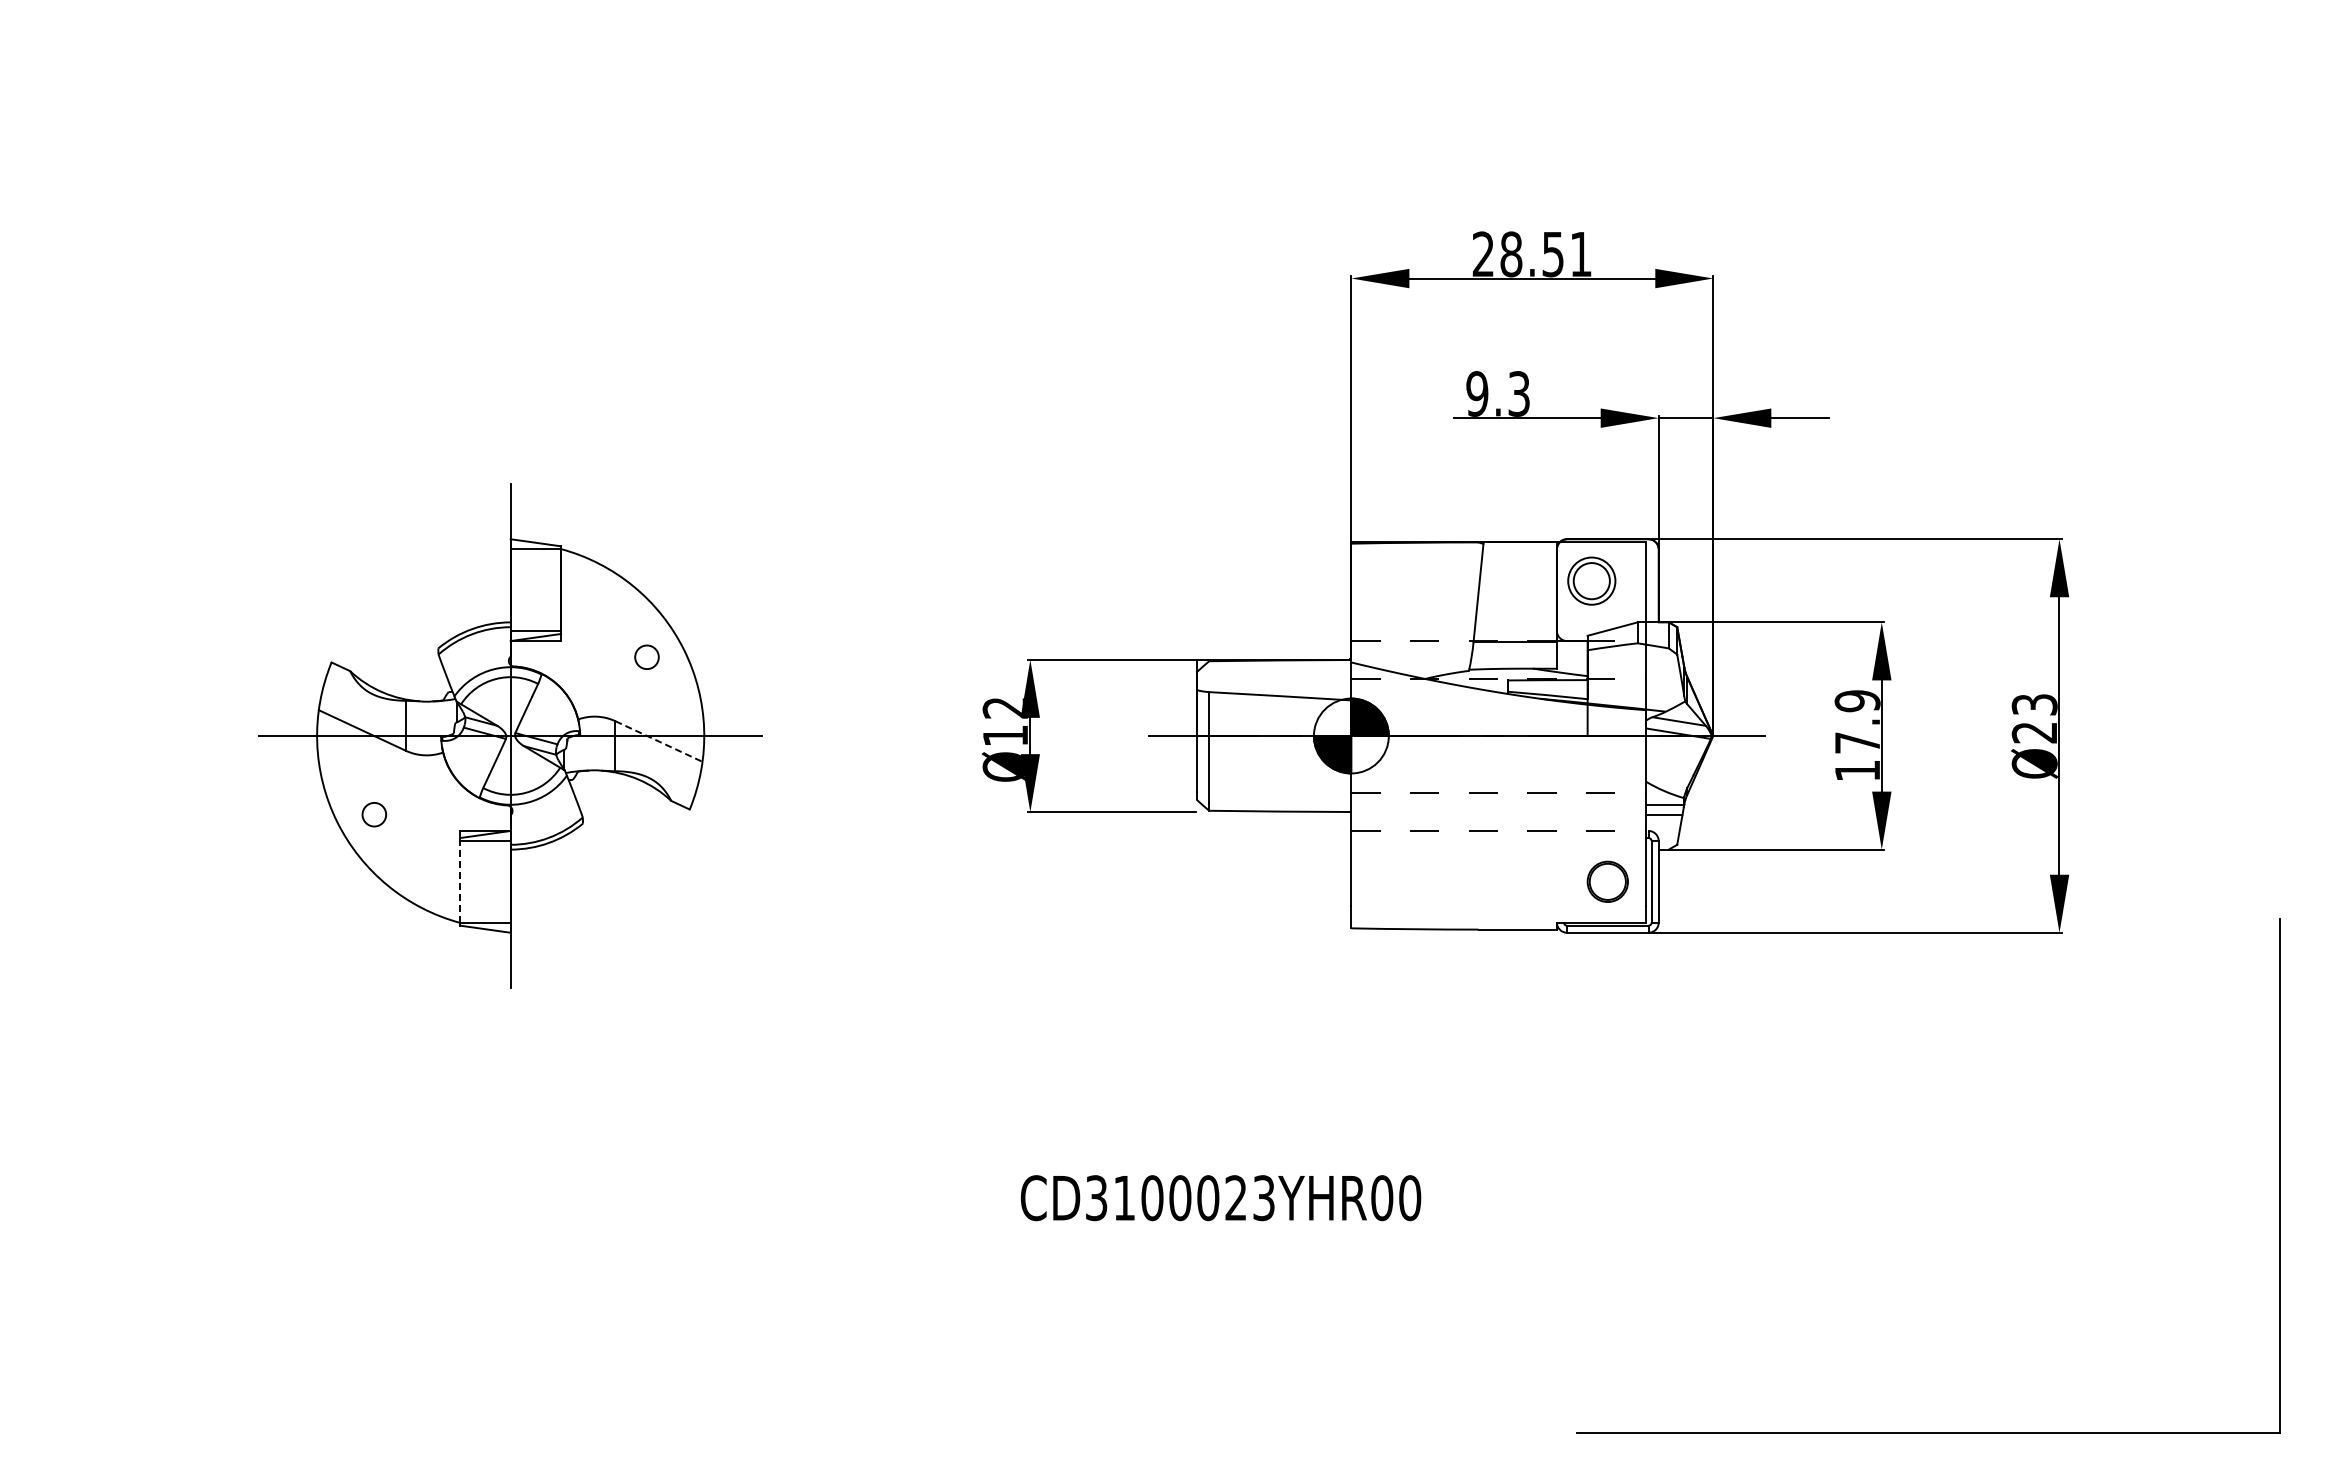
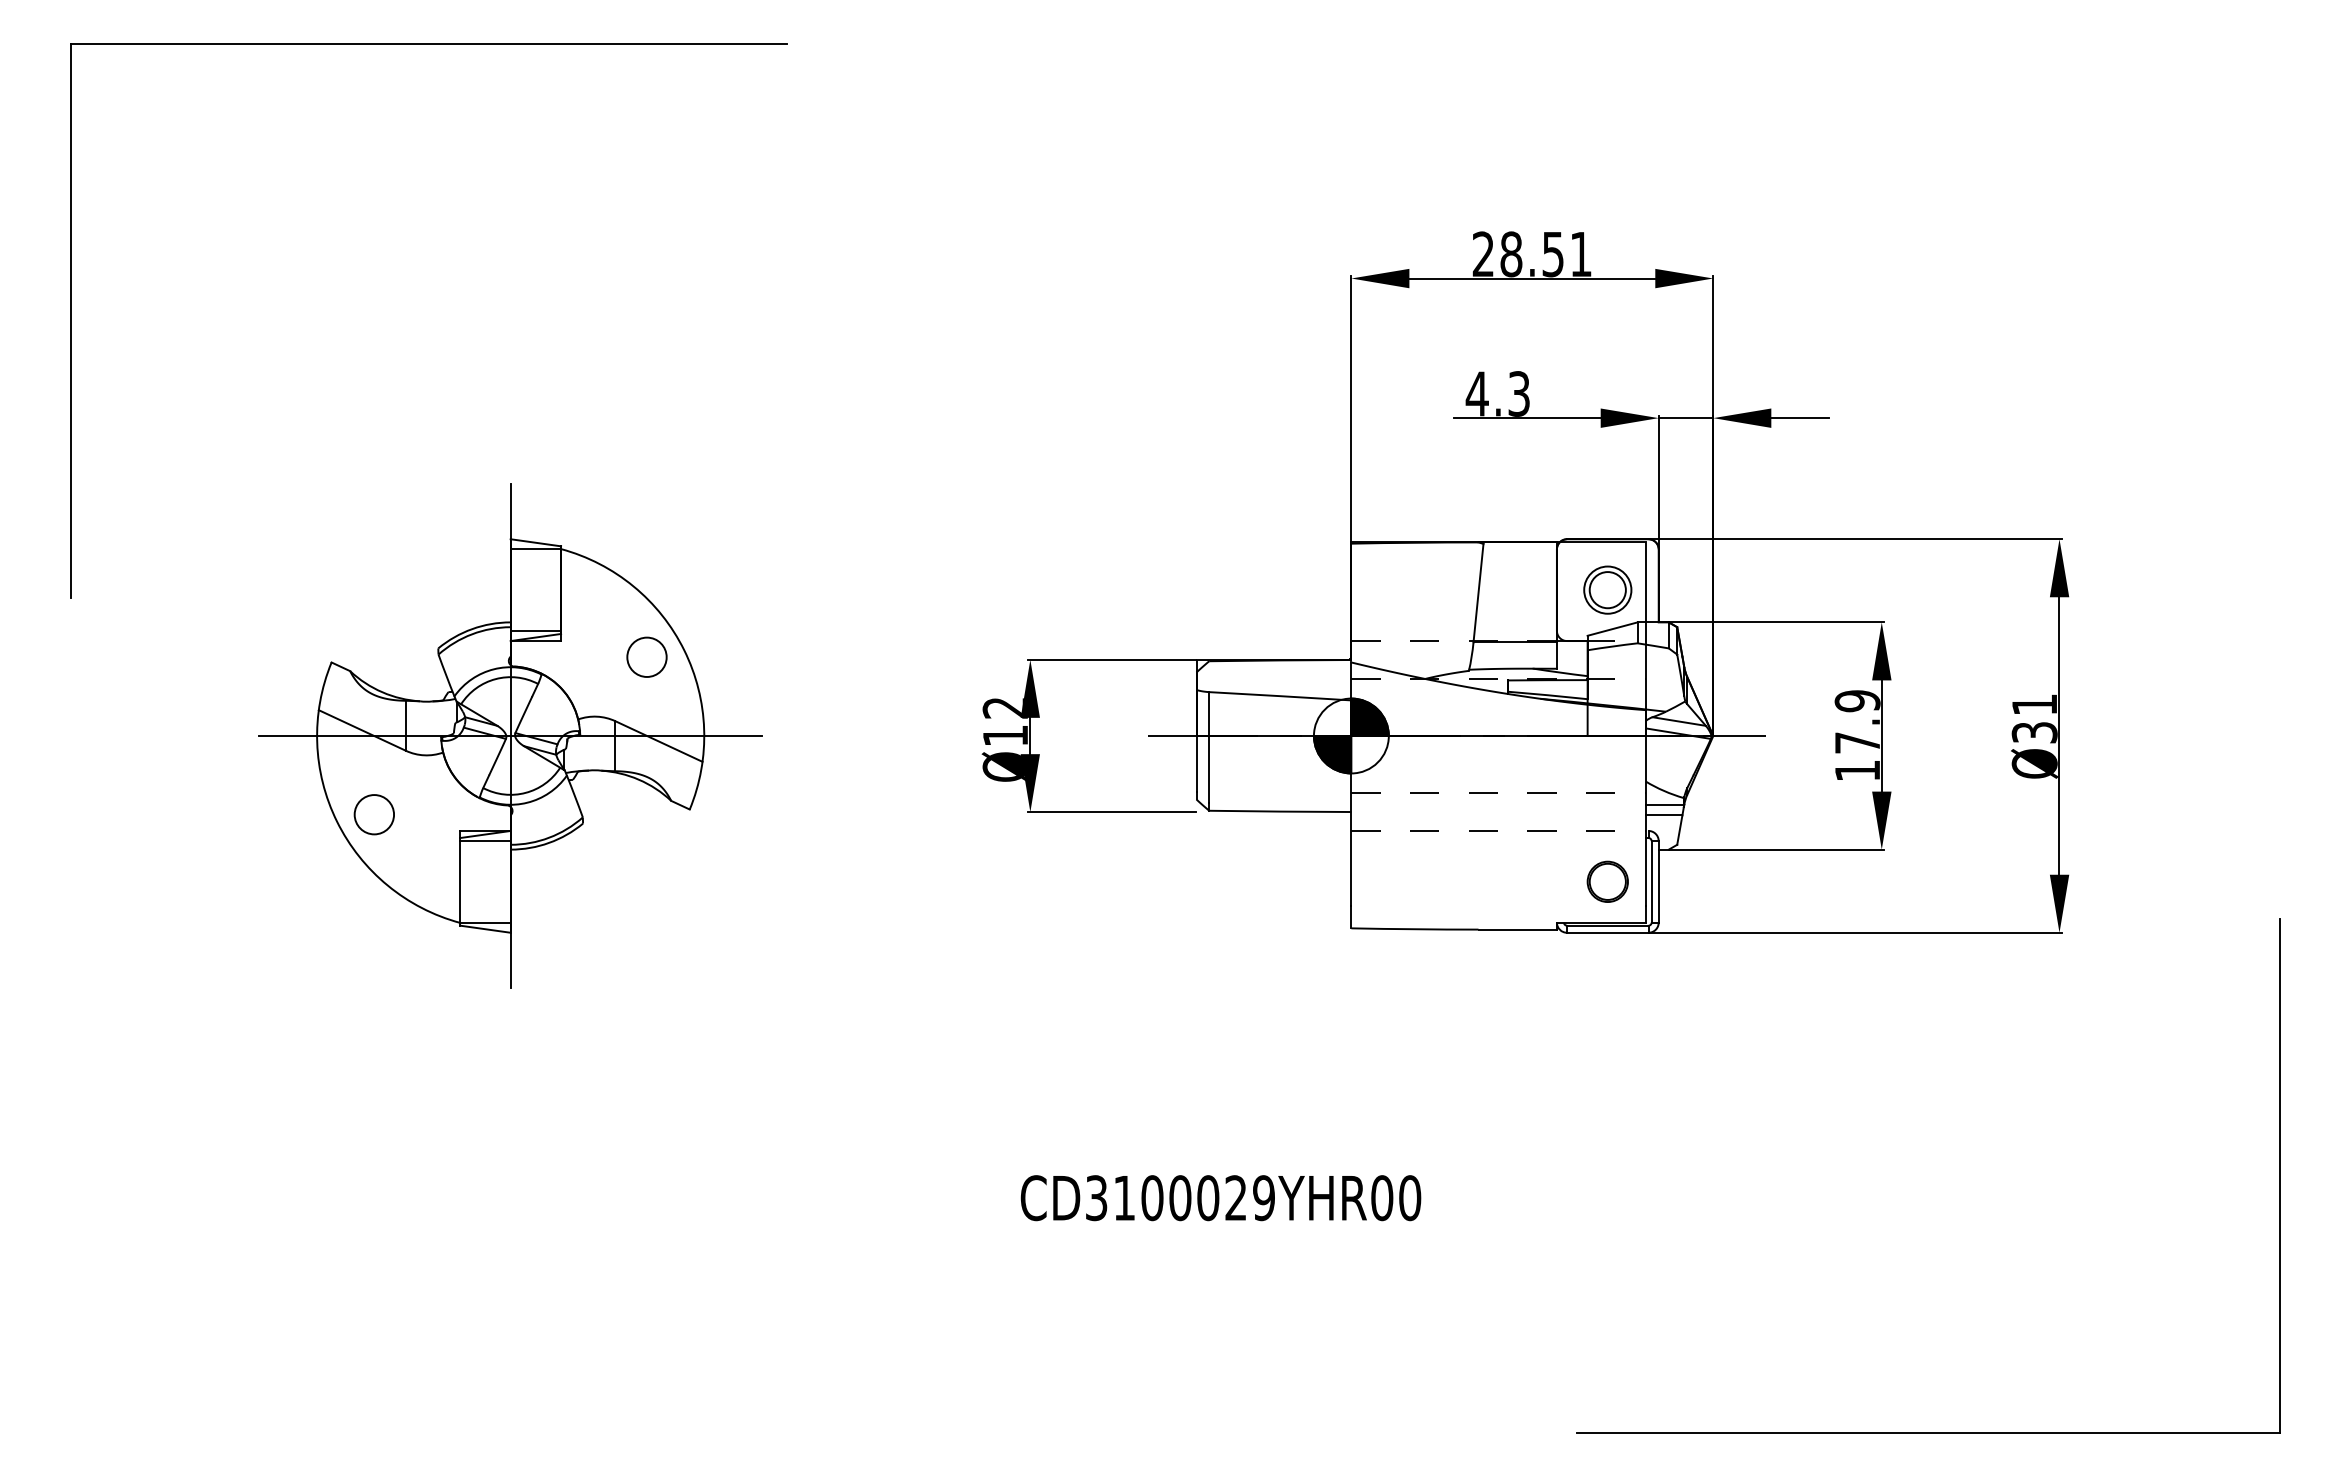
part: none -> present (428, 44)
text: 9.3 -> 4.3 (1476, 393)
part position: (1591, 580) -> (1607, 589) (1607, 589)
circle diameter: 24 px -> 39 px (646, 656)
text: Ø23 -> Ø31 (2034, 718)
line: dashed -> solid (659, 741)
circle diameter: 24 px -> 39 px (374, 814)
line: dashed -> solid (460, 881)
text: CD3100023YHR00 -> CD3100029YHR00 (1263, 1197)
